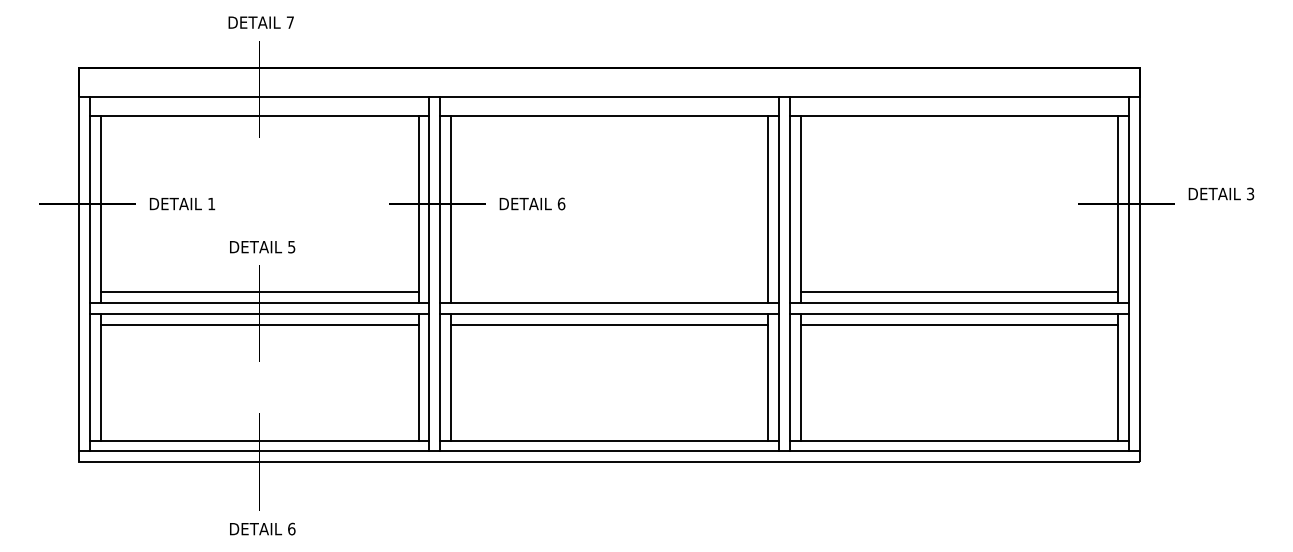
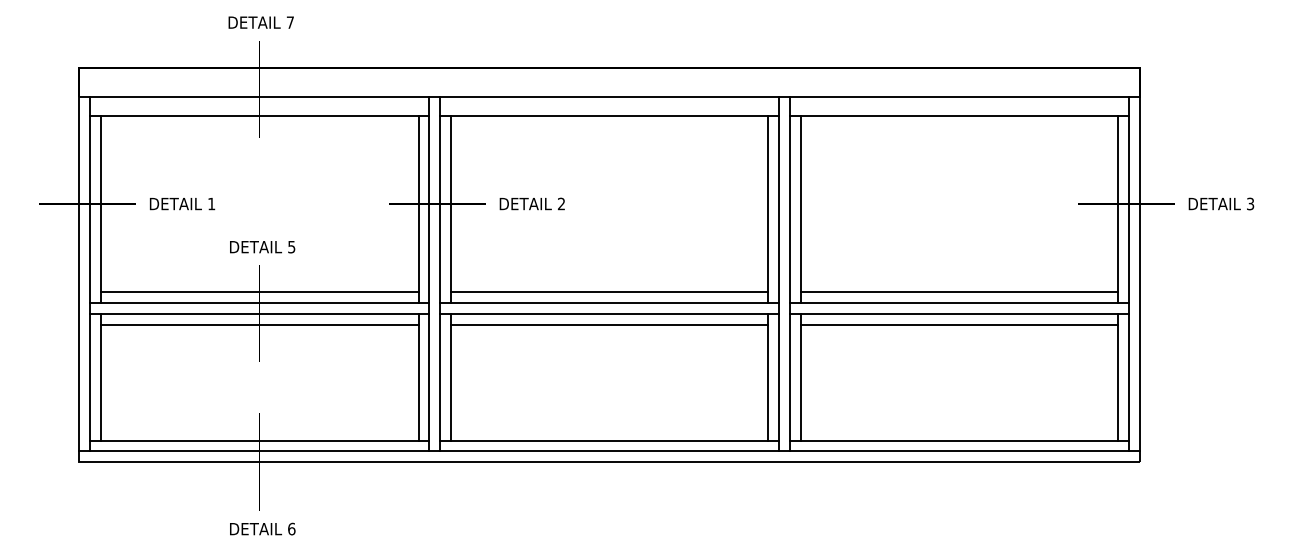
text position: (1221, 193) -> (1221, 203) (1221, 203)
text: 6 -> 2 (561, 203)
line: none -> present (609, 292)
